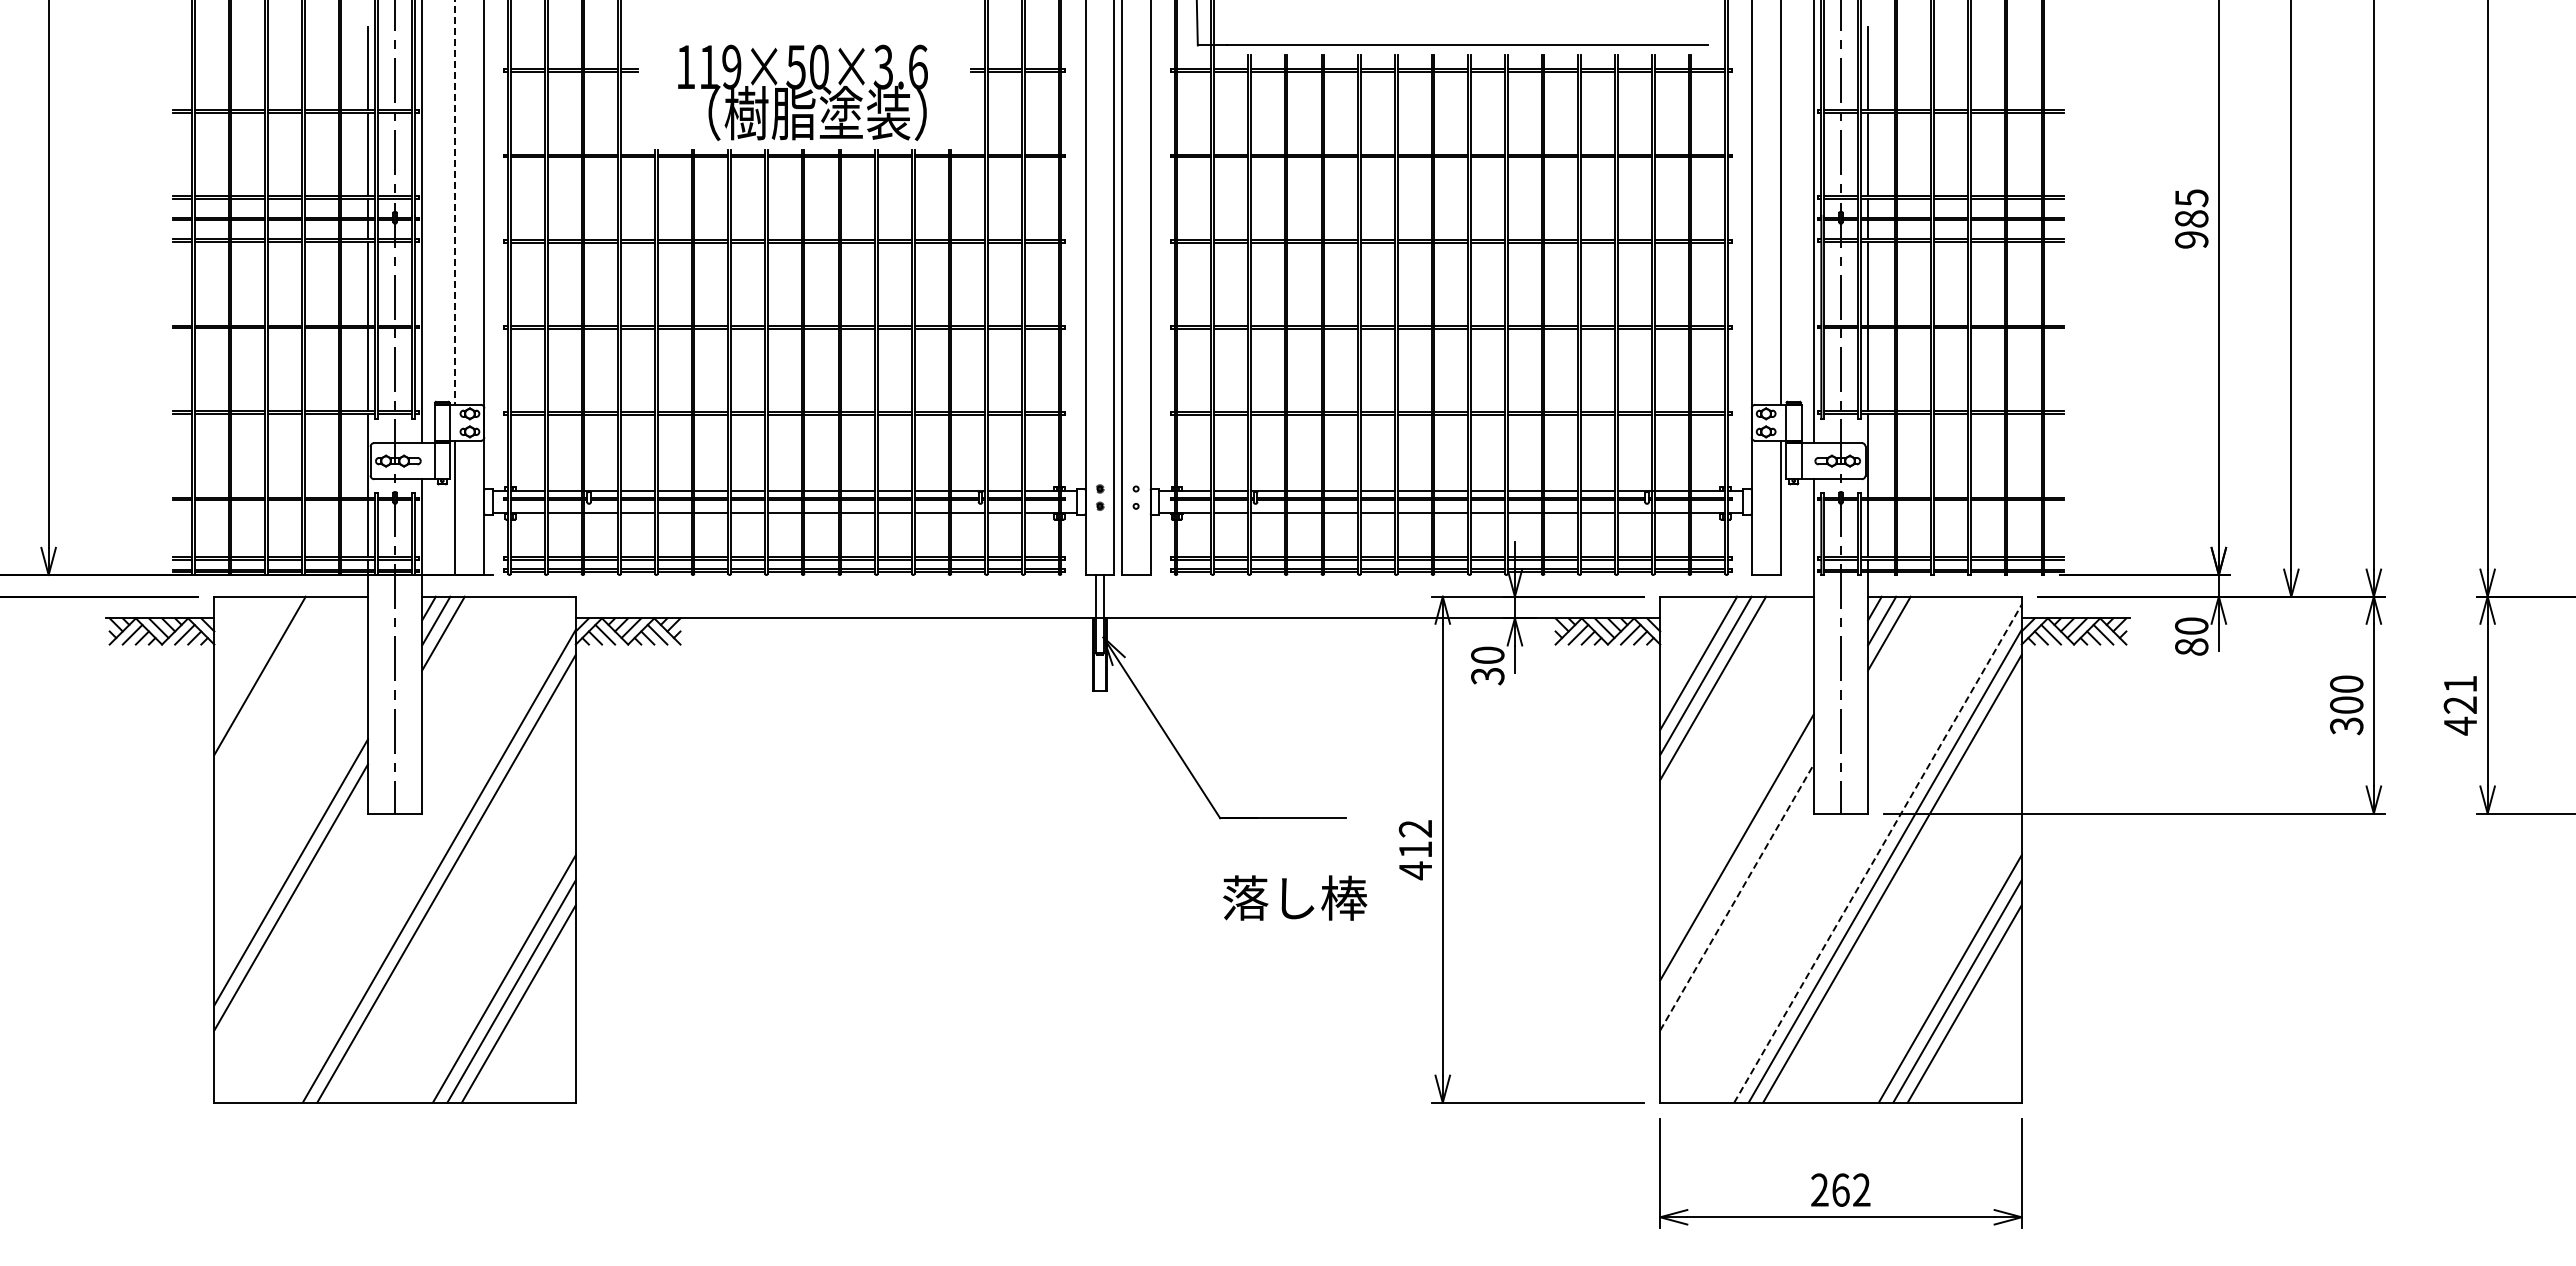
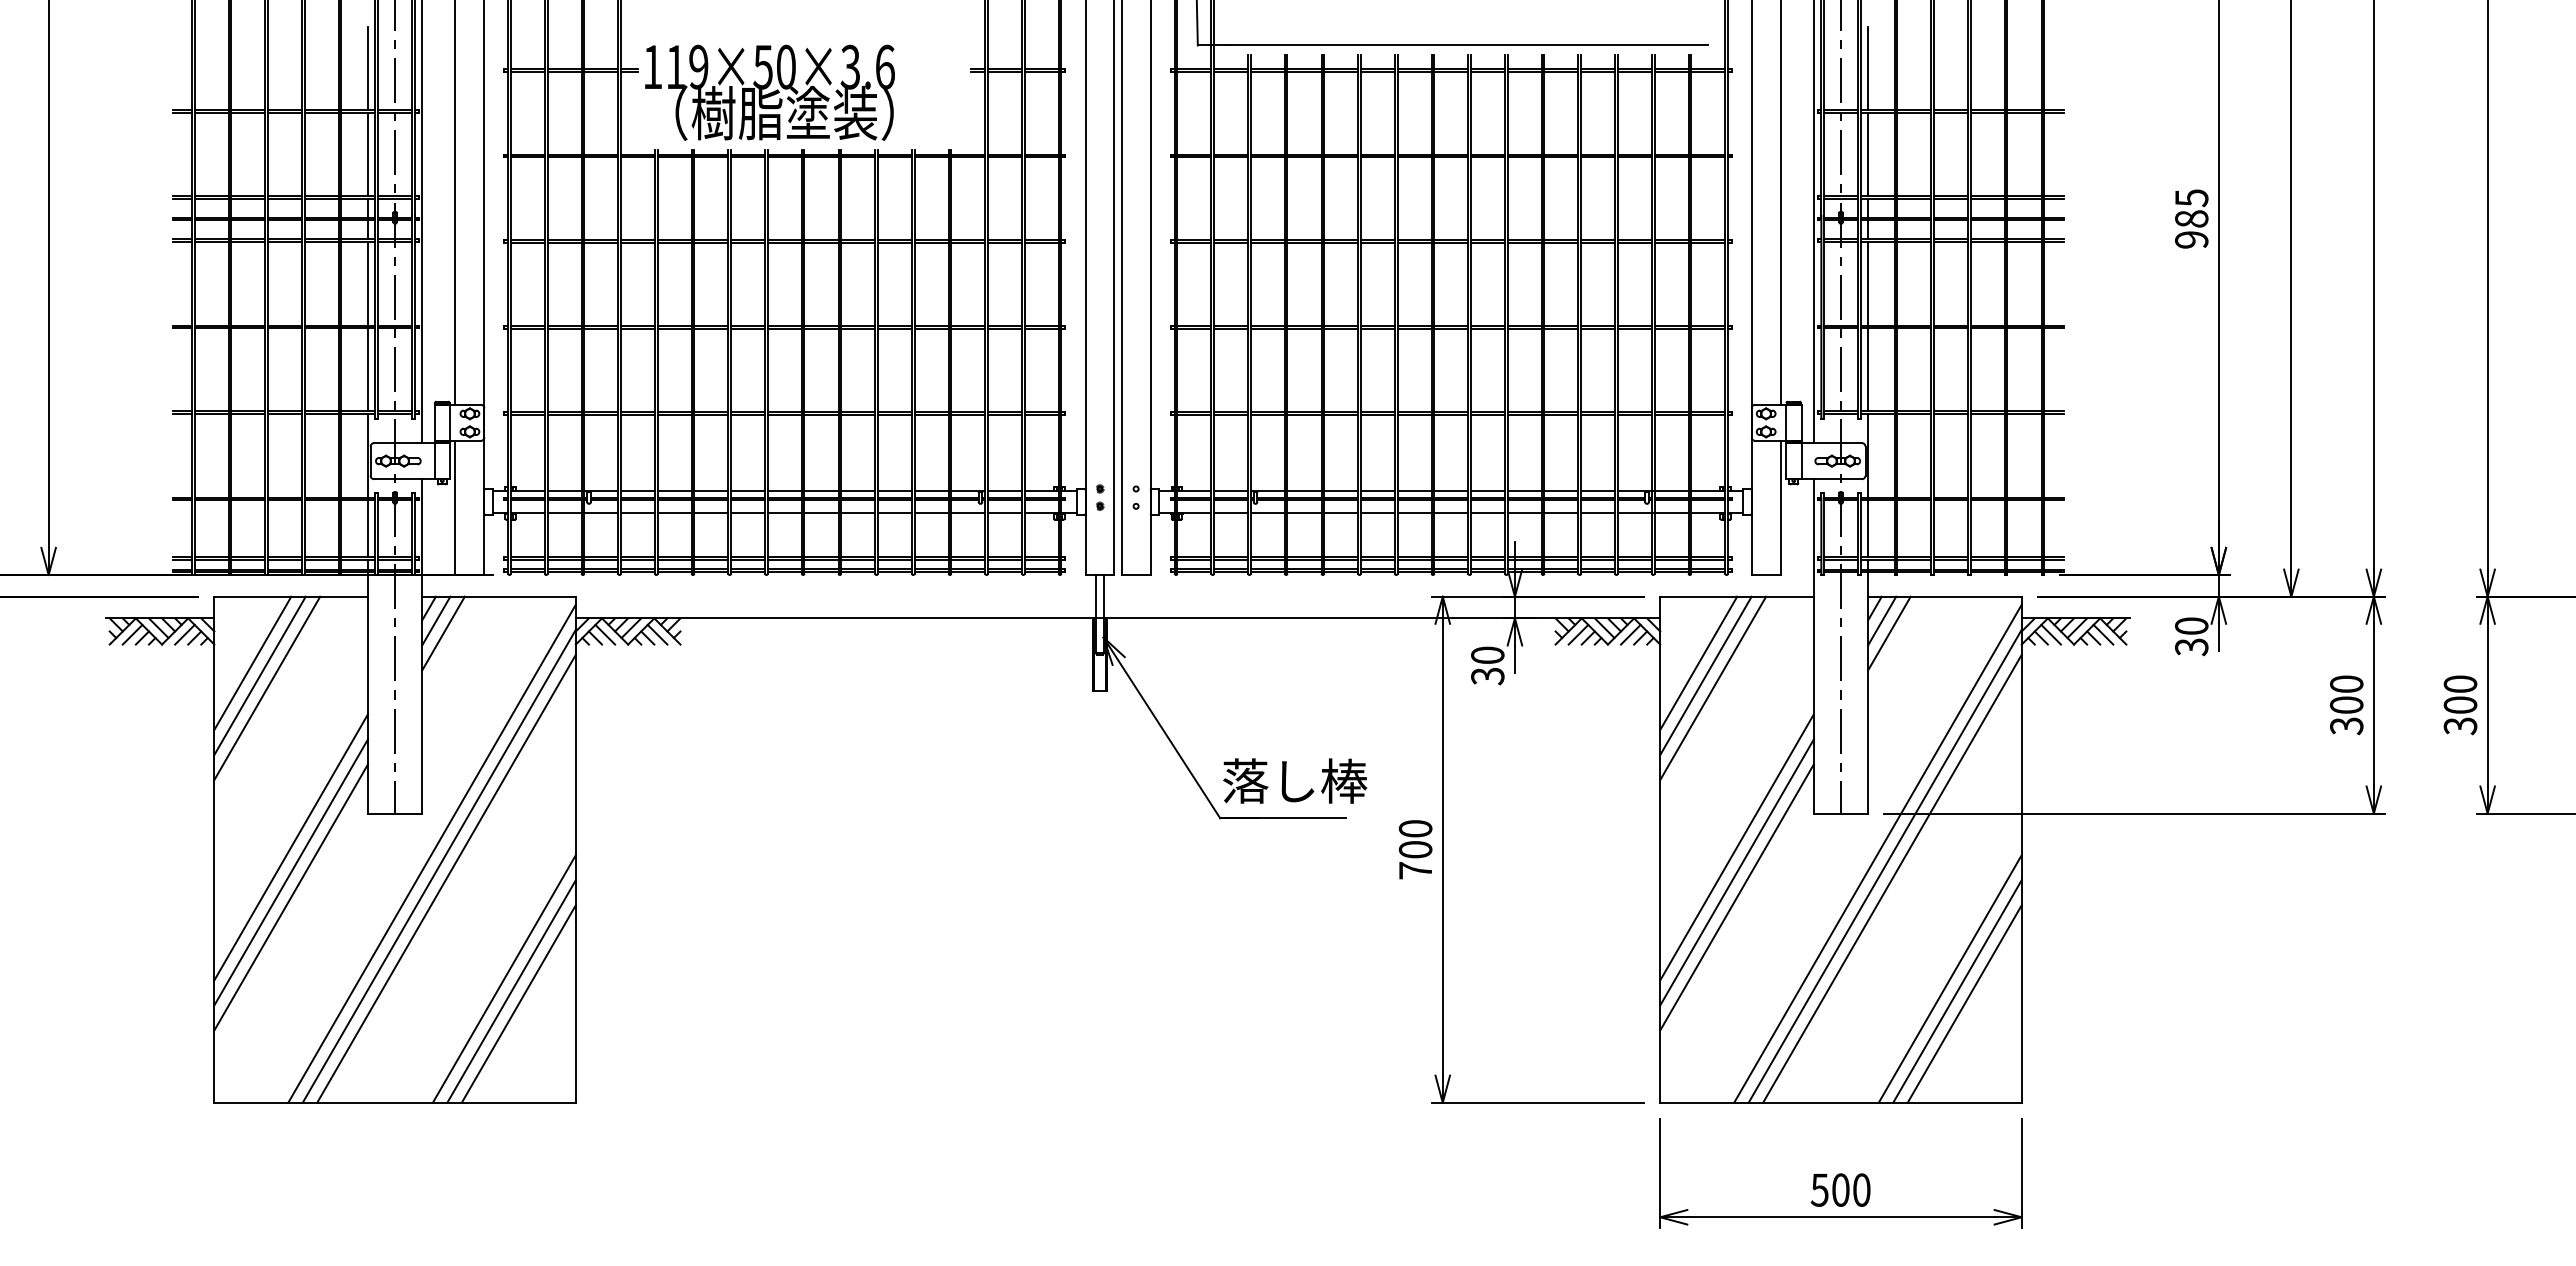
text position: (802, 92) -> (769, 92) (769, 92)
line: dashed -> solid (455, 202)
text: 80 -> 30 (2191, 647)
line: none -> present (252, 662)
line: none -> present (267, 688)
text: 421 -> 300 (2460, 705)
line: none -> present (291, 847)
text: 412 -> 700 (1415, 850)
line: none -> present (431, 853)
line: dashed -> solid (1877, 853)
line: none -> present (1736, 872)
text position: (1295, 897) -> (1295, 780) (1295, 780)
line: dashed -> solid (1737, 897)
text: 262 -> 500 (1840, 1189)
